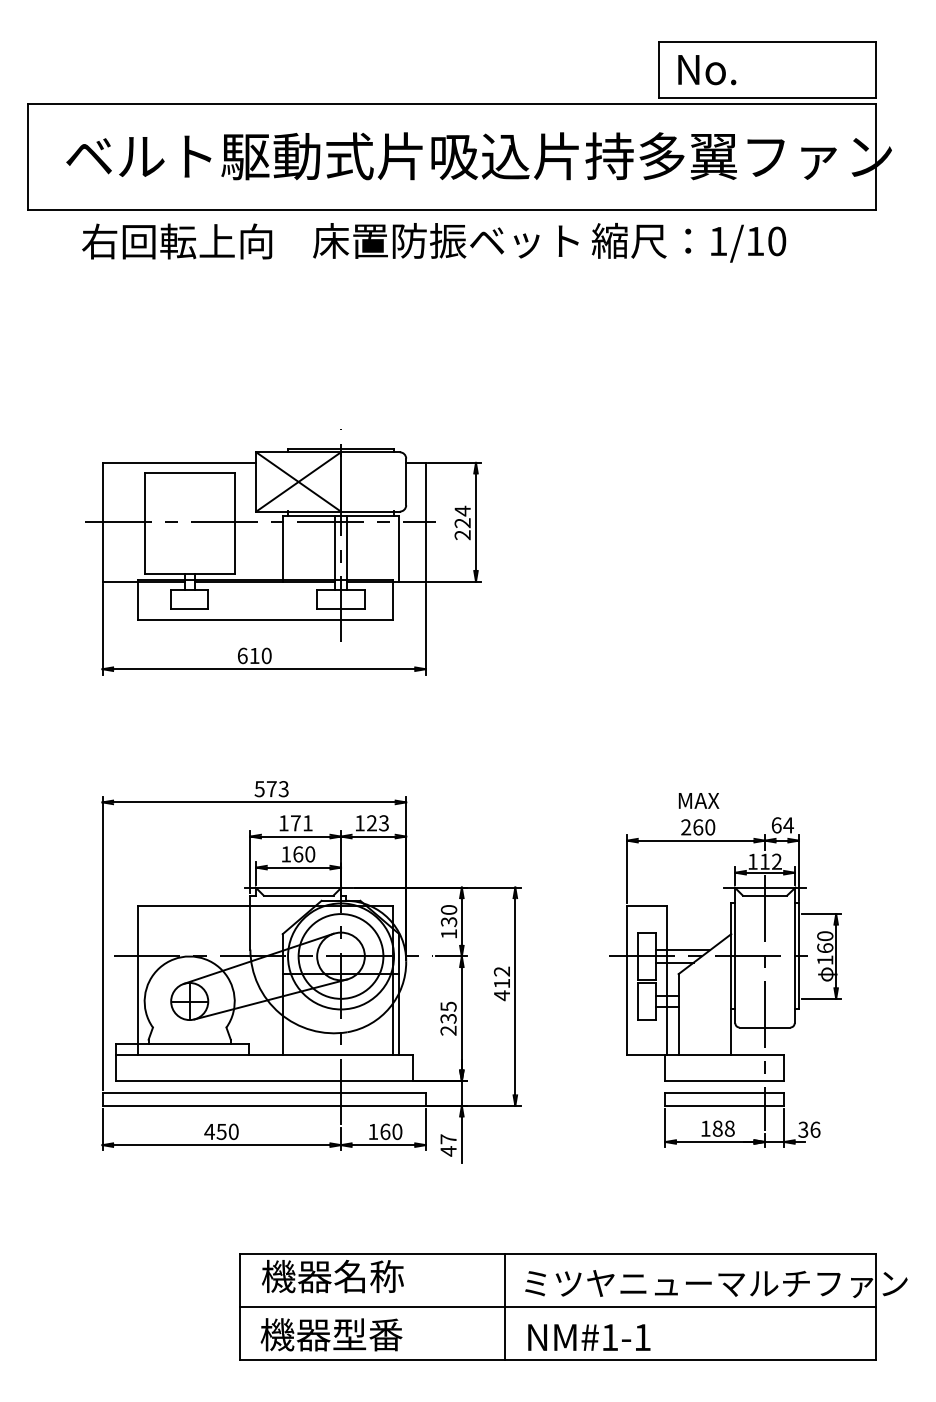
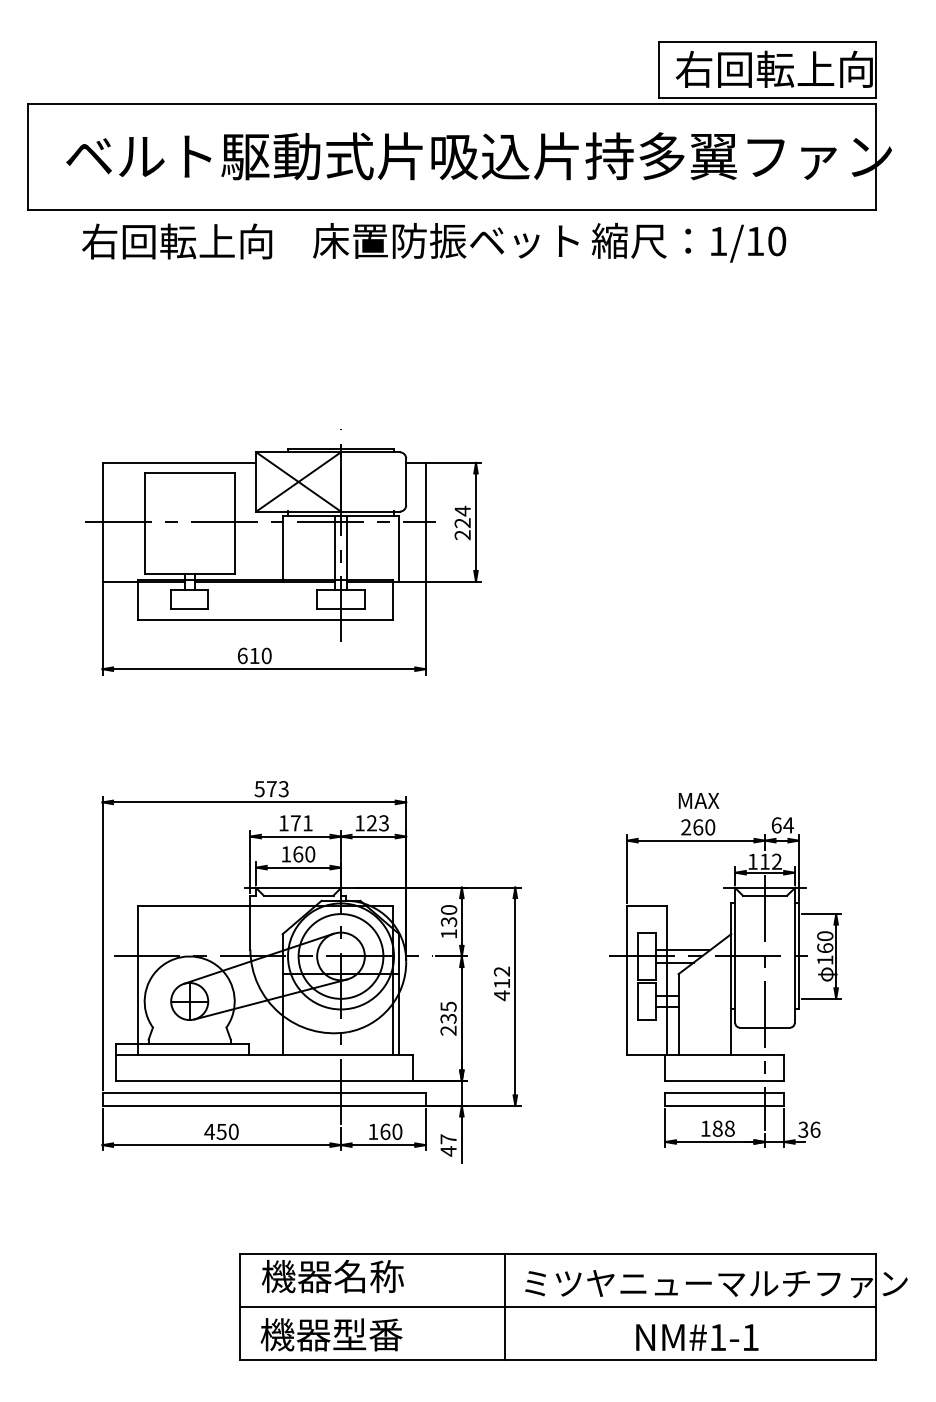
text: No. -> 右回転上向 (773, 68)
text position: (589, 1337) -> (697, 1337) (697, 1337)
